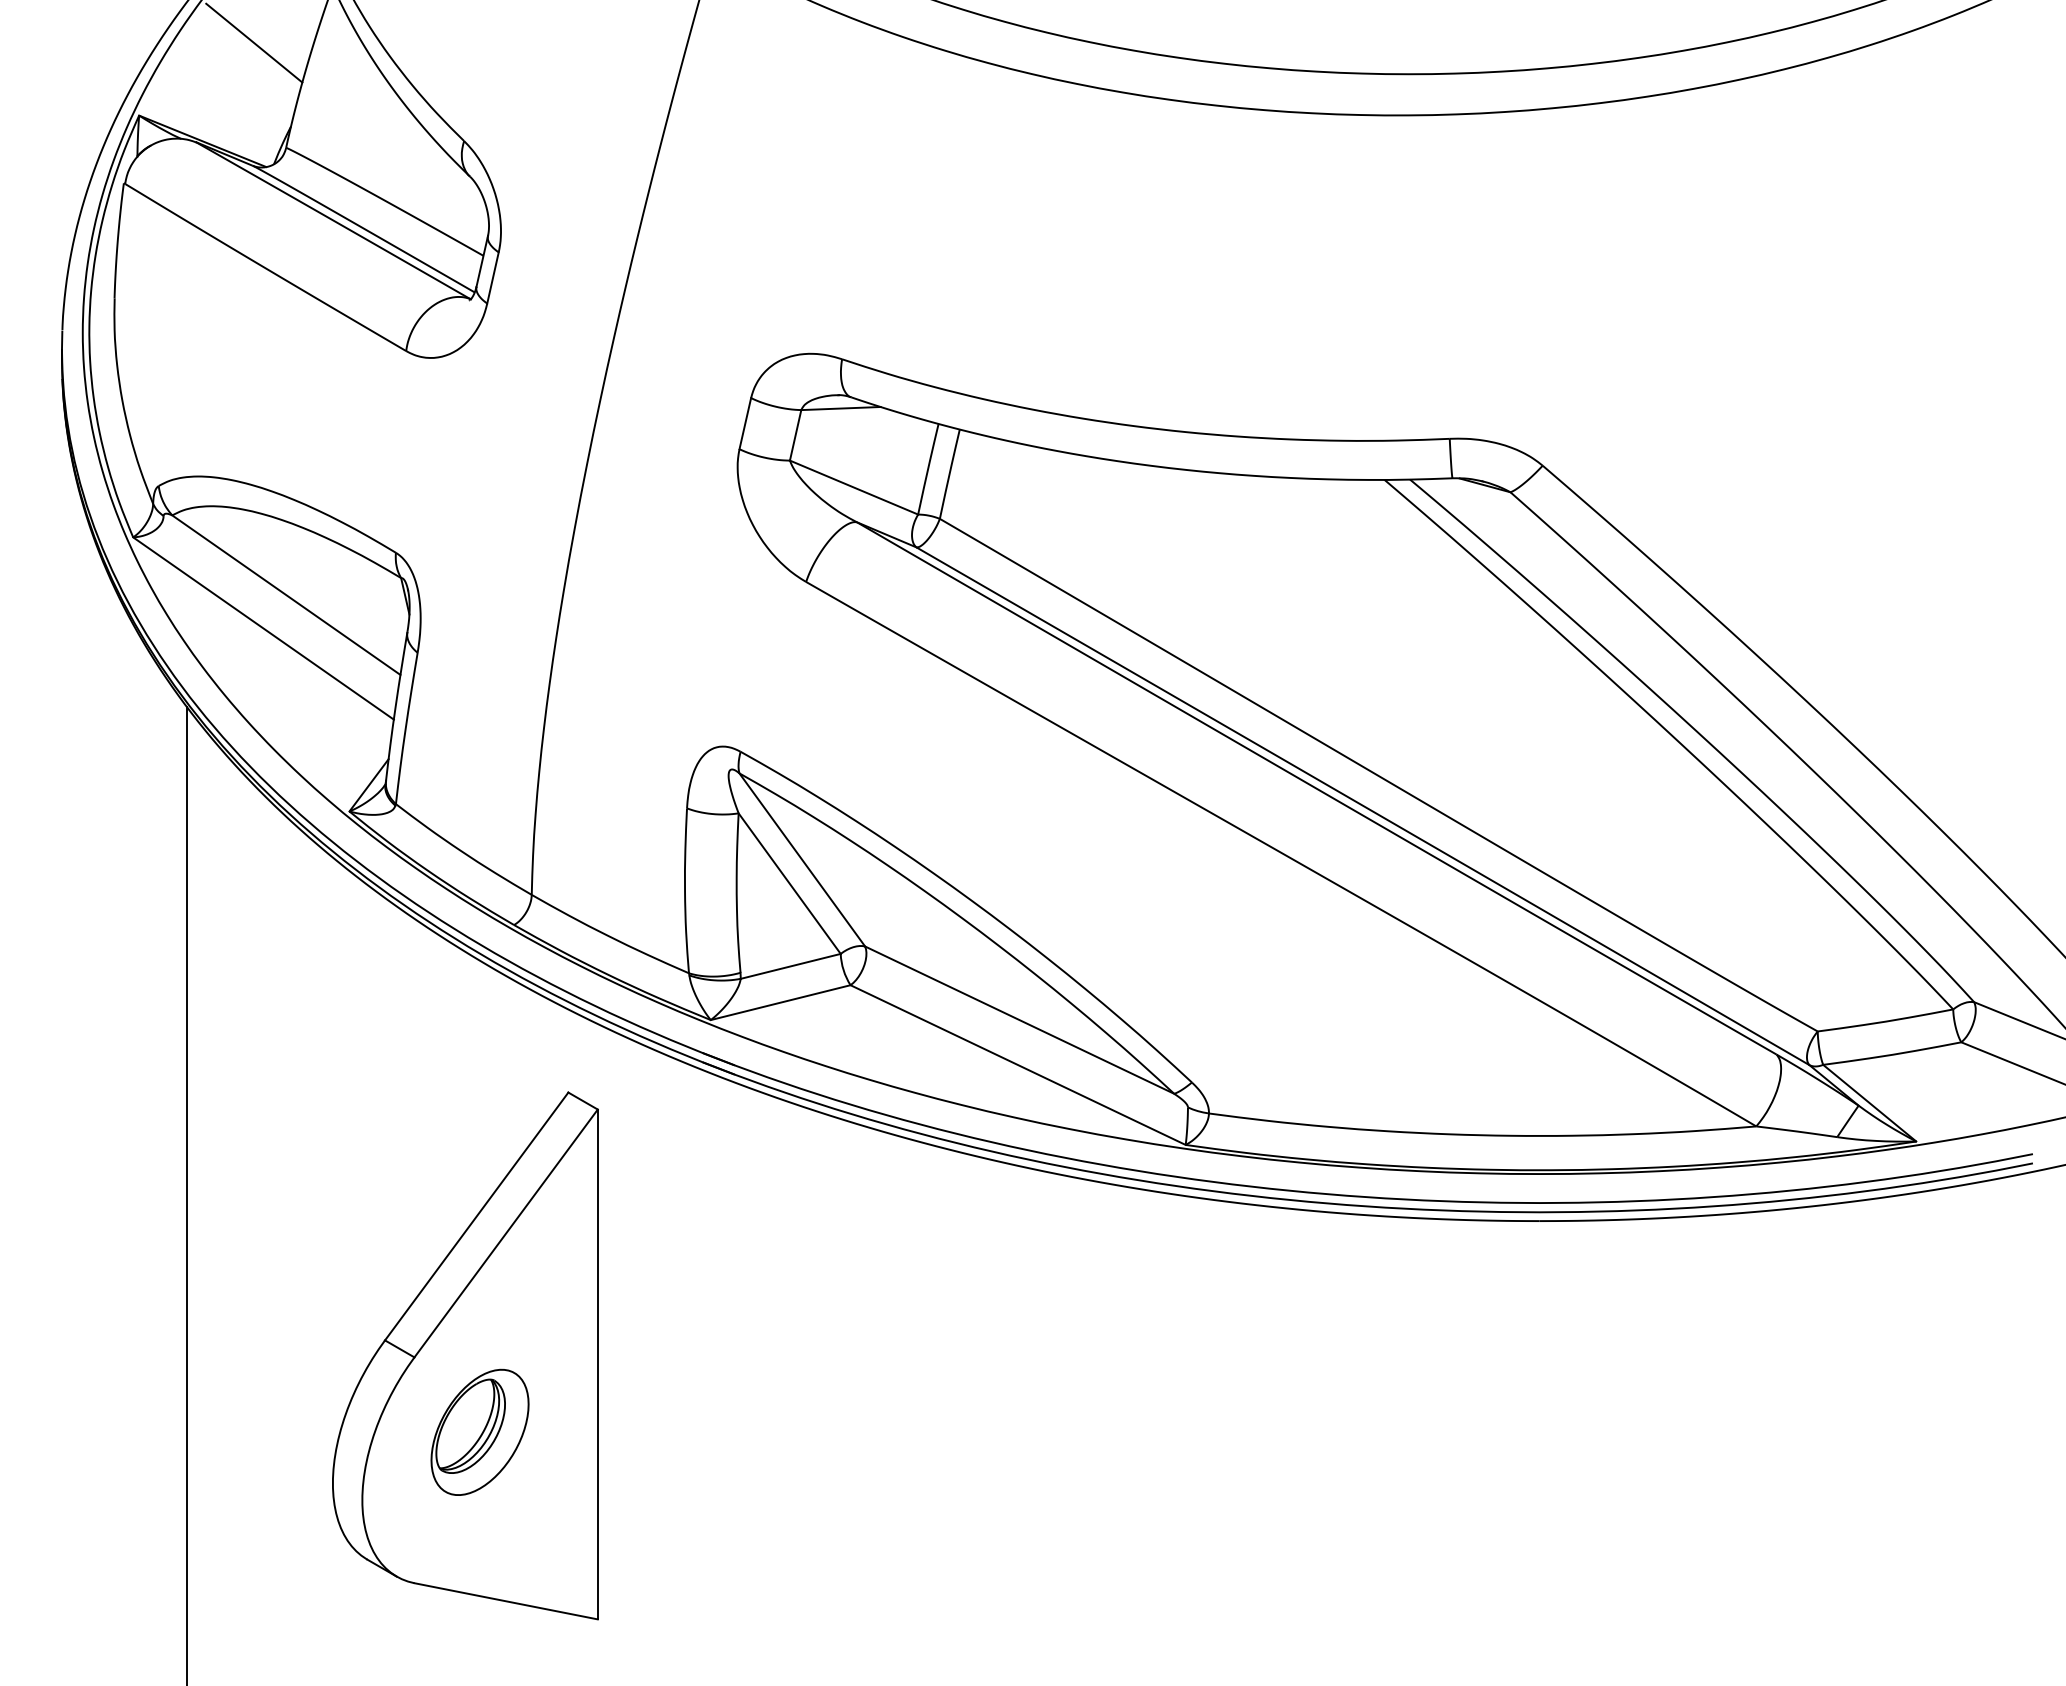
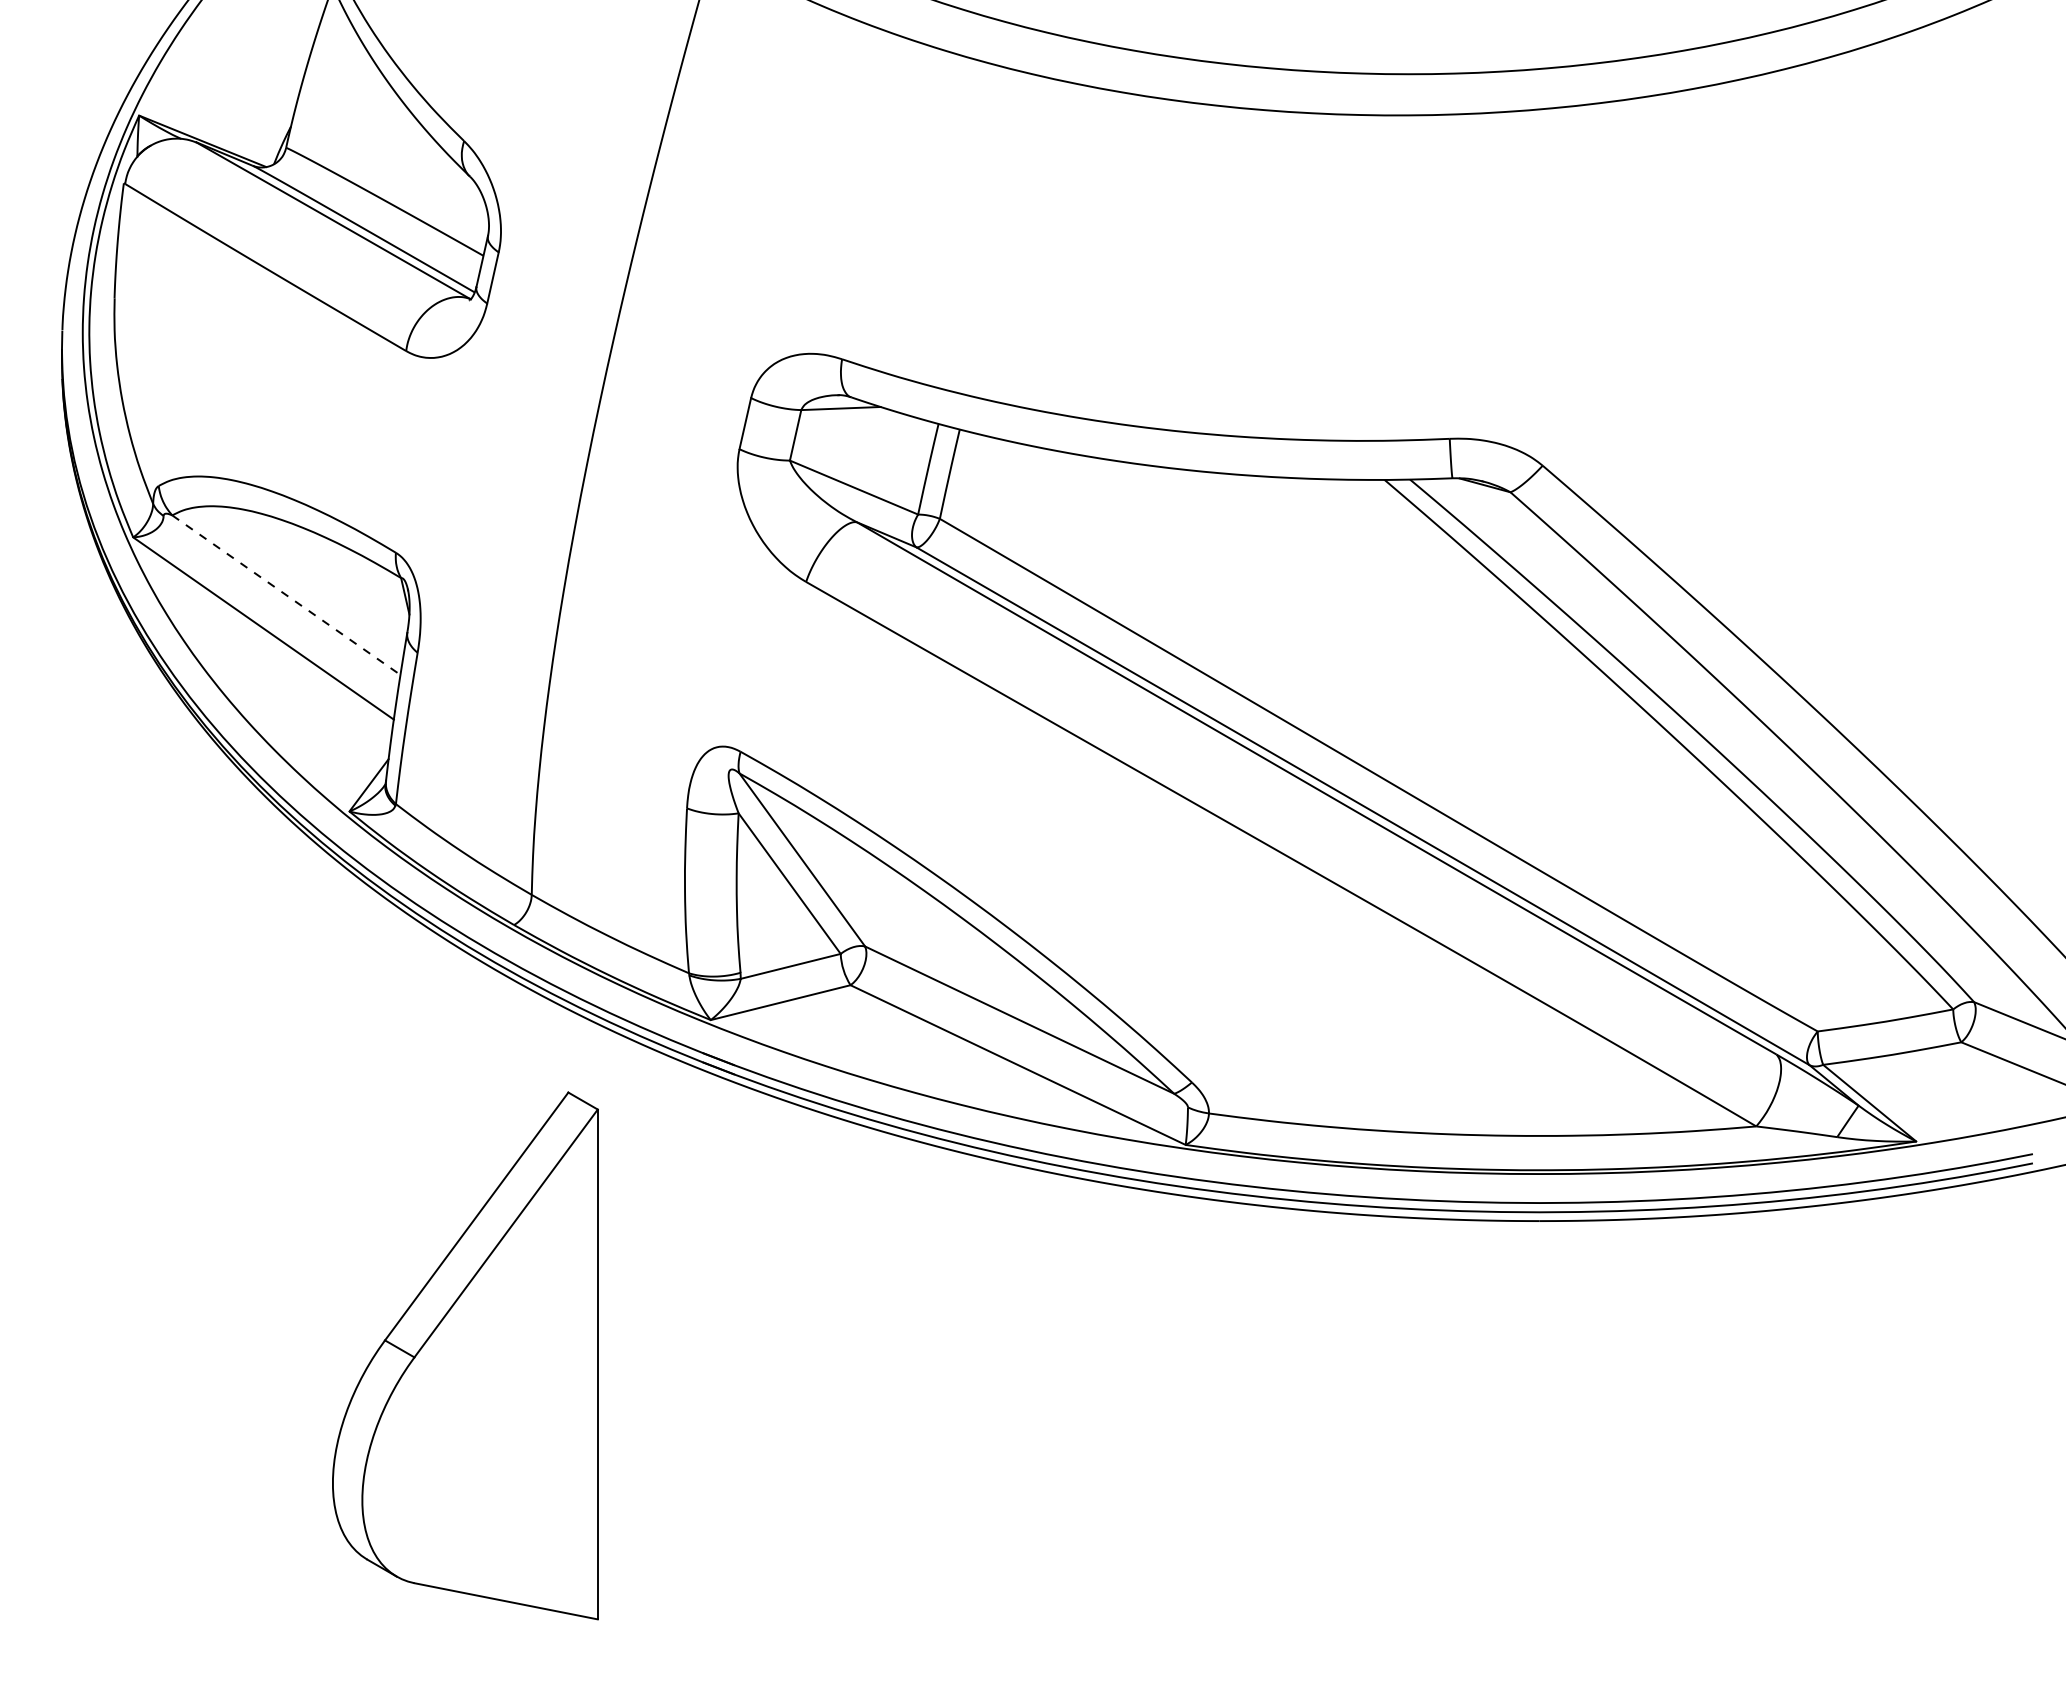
line: present -> none (254, 42)
line: solid -> dashed (286, 595)
line: present -> none (186, 1194)
part: present -> none (479, 1431)
